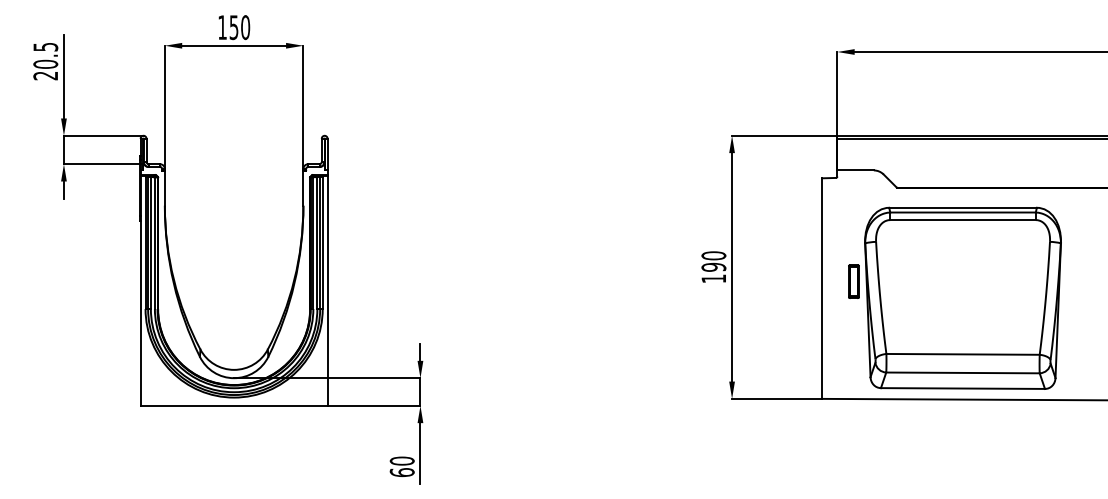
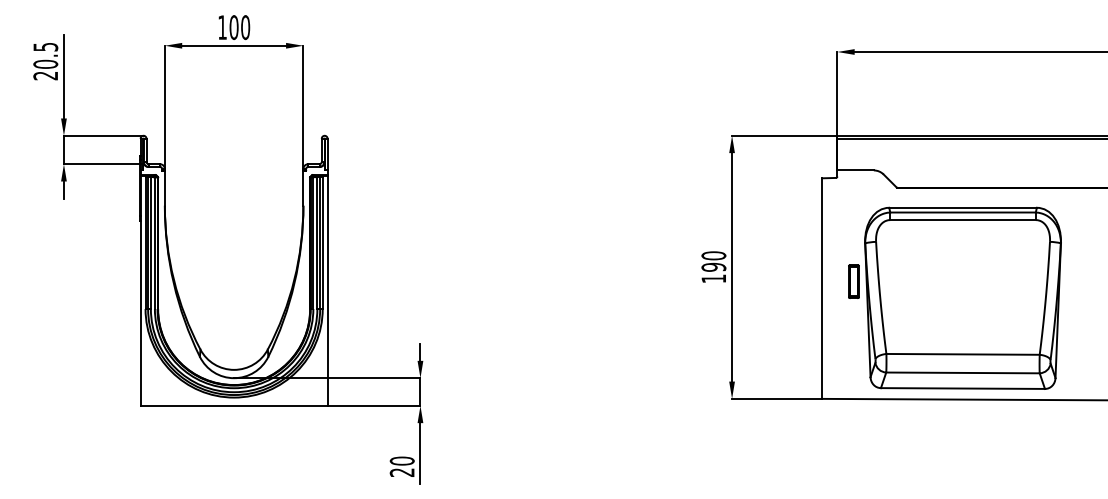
text: 150 -> 100 (233, 27)
text: 60 -> 20 (401, 472)
